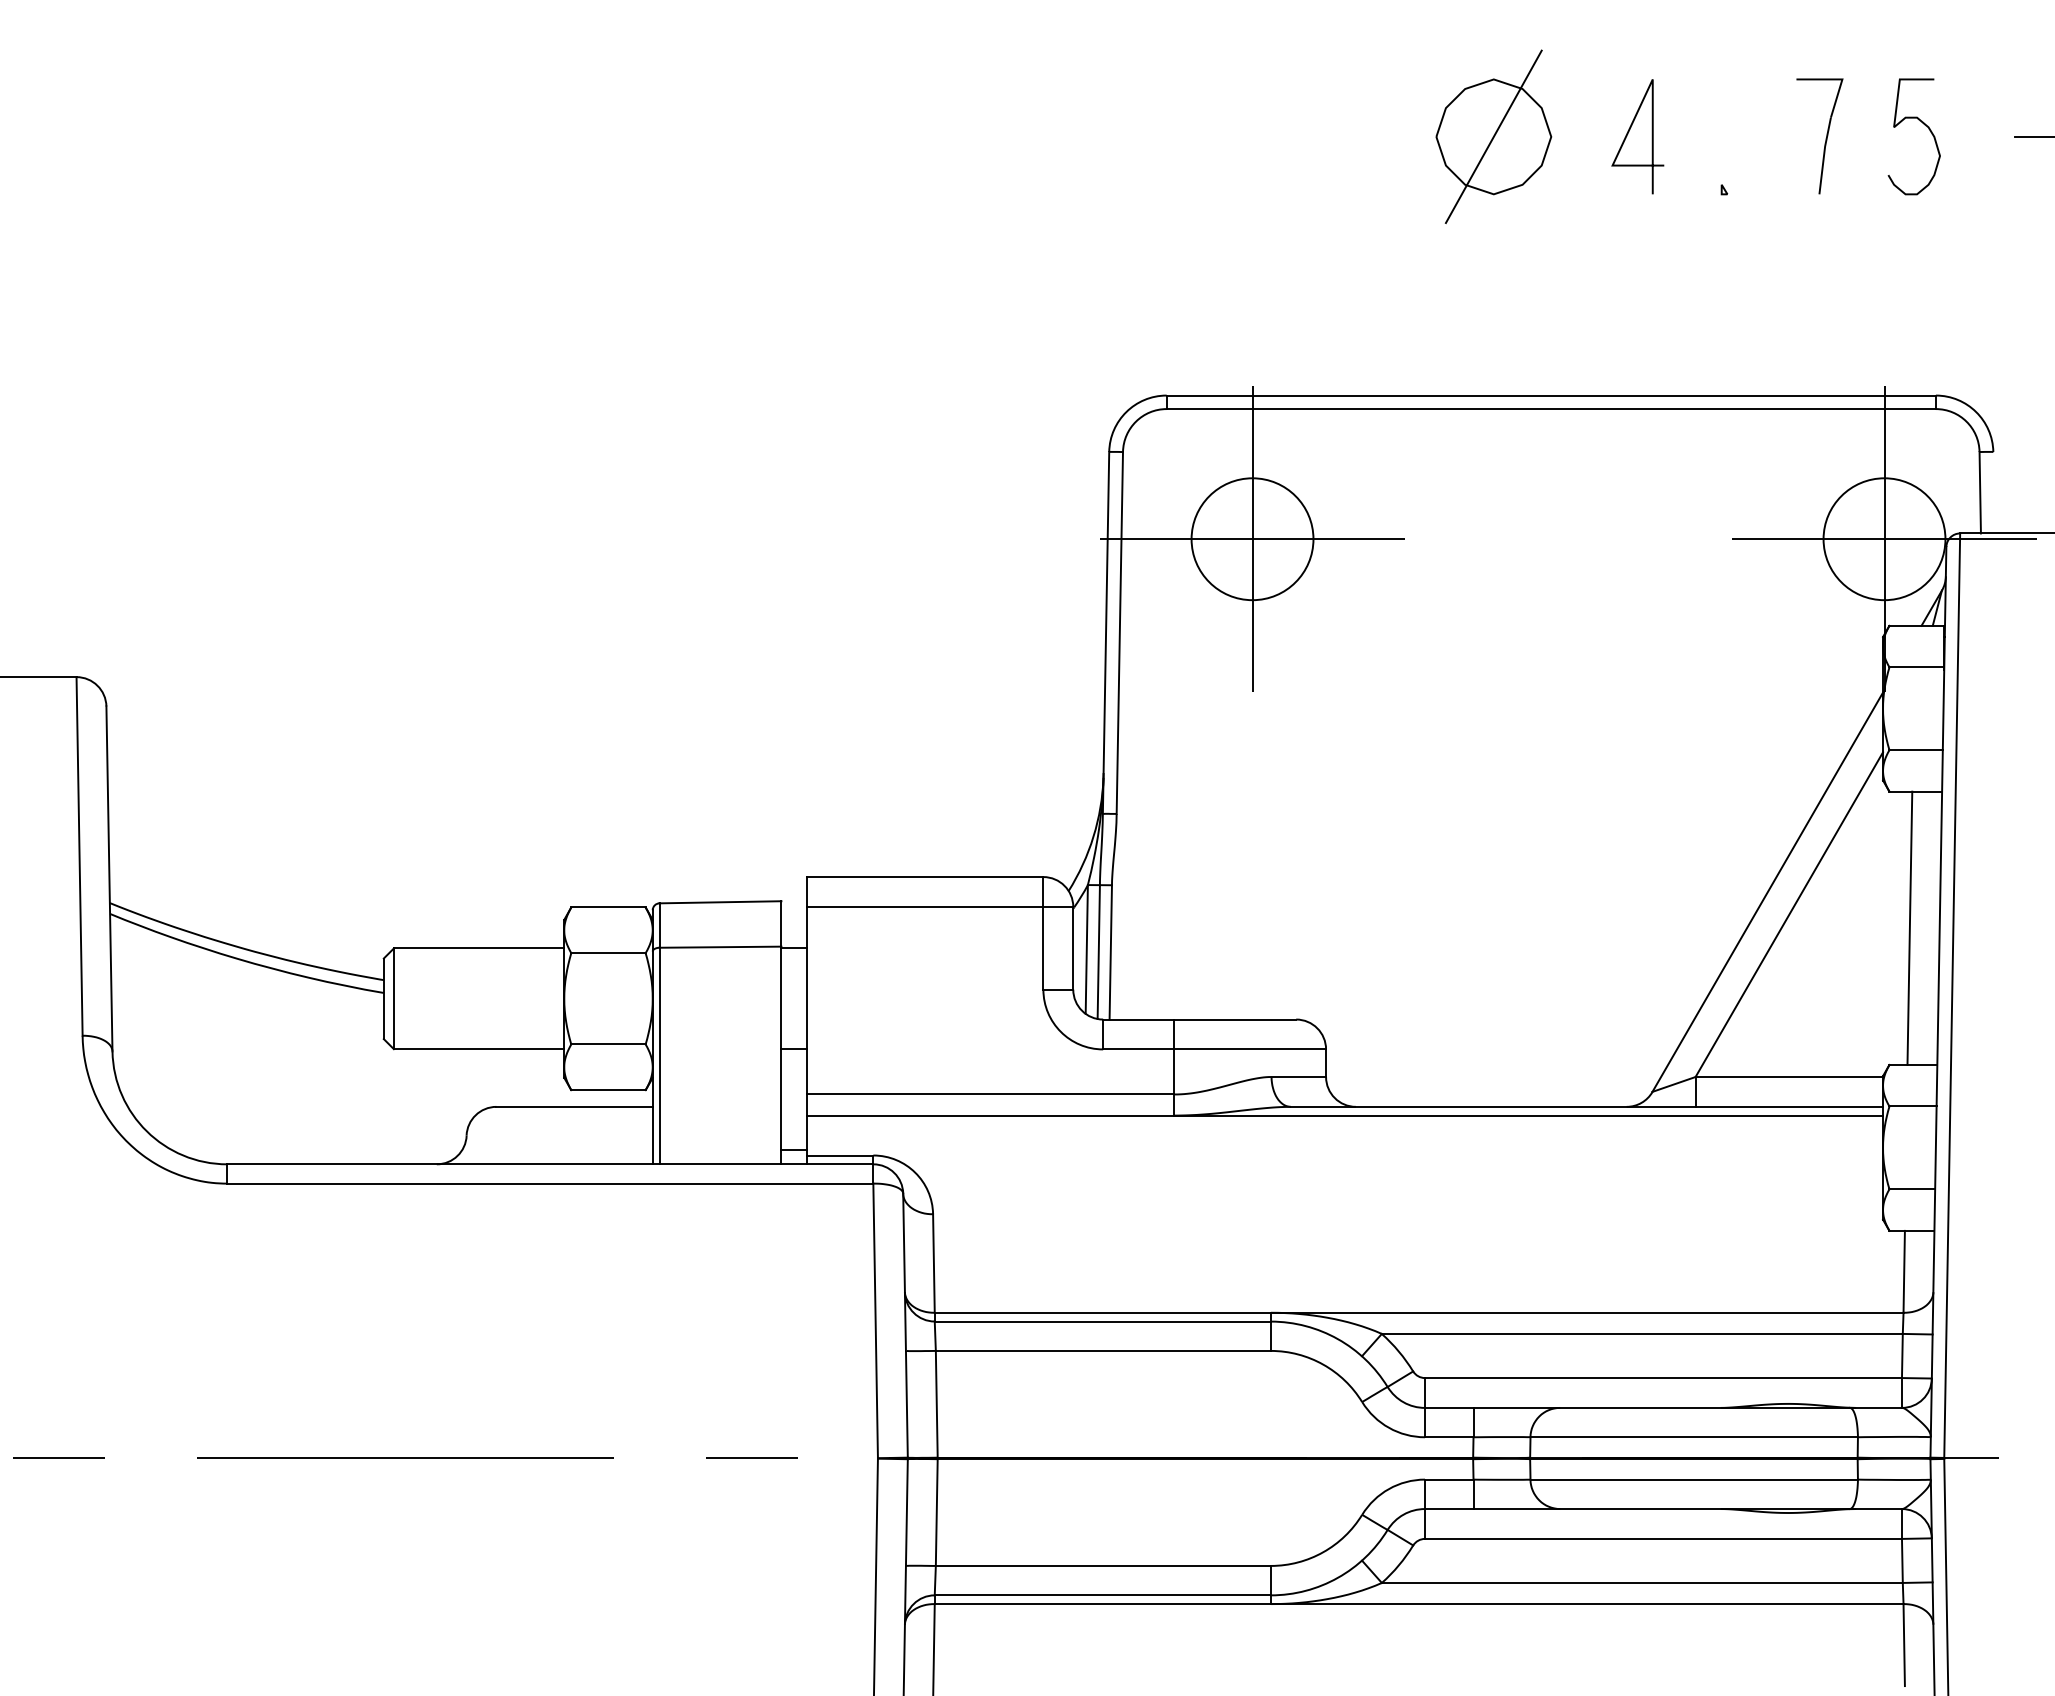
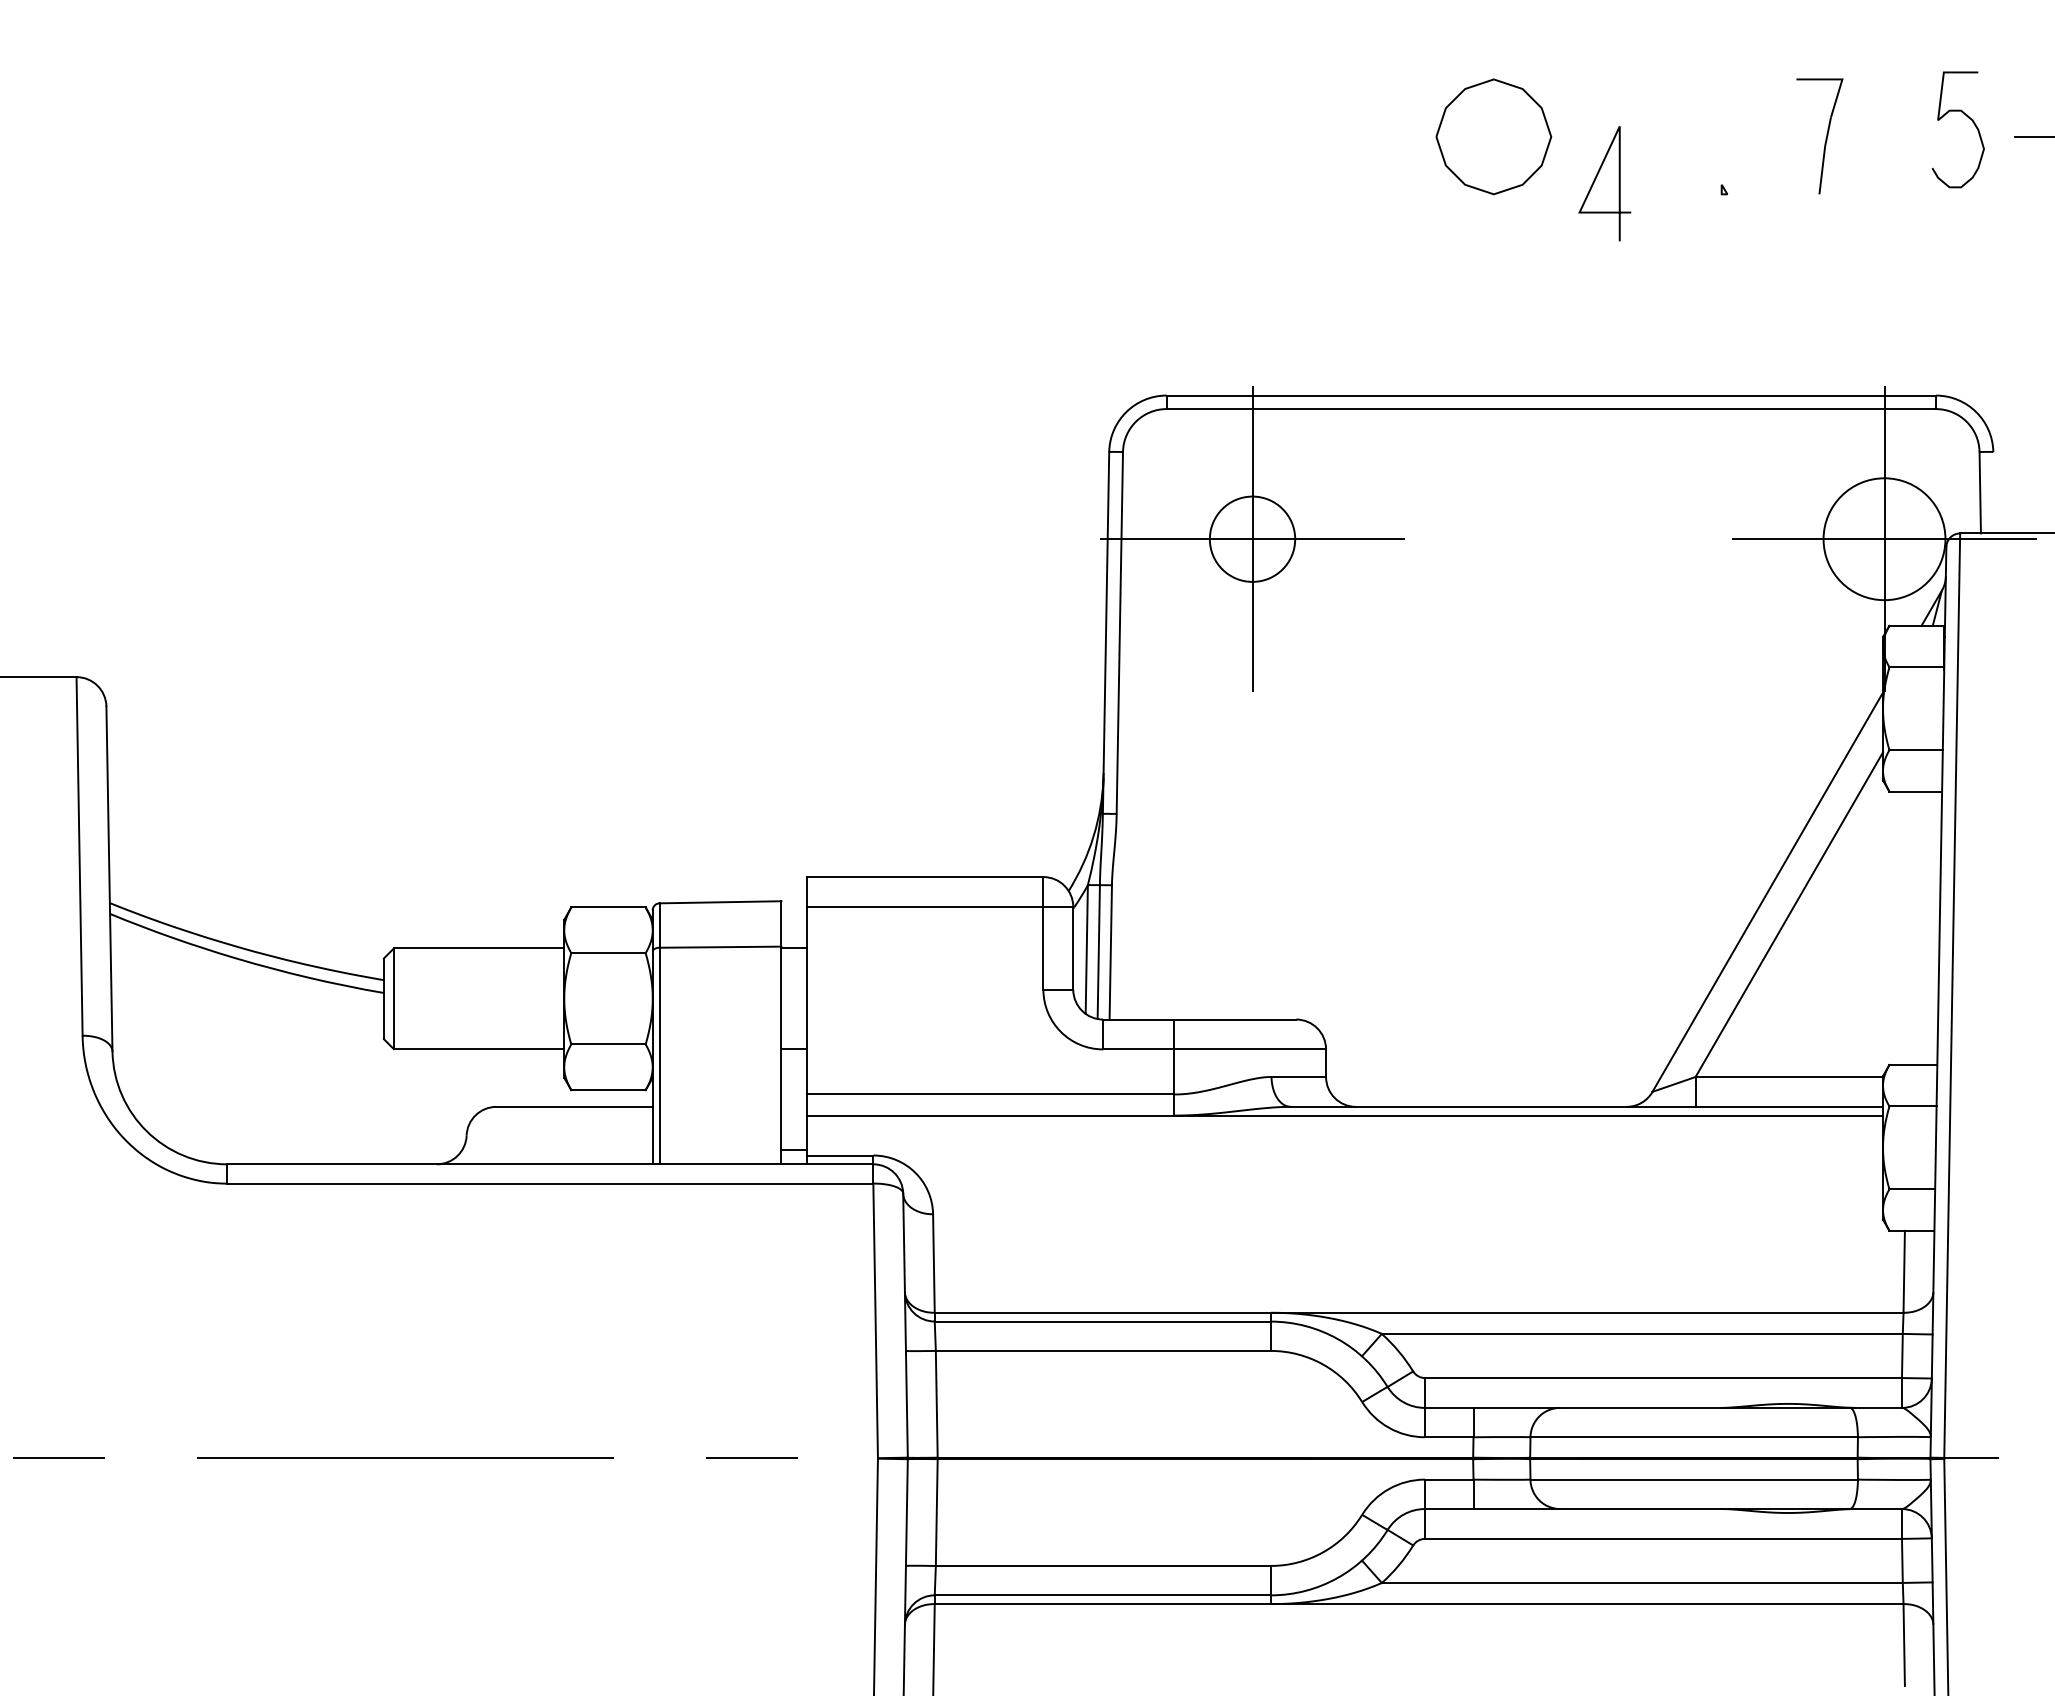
curve position: (1924, 125) -> (1968, 118) (1968, 118)
line position: (1628, 134) -> (1595, 181) (1595, 181)
line: present -> none (1493, 136)
circle diameter: 122 px -> 85 px (1252, 538)
line: present -> none (1909, 927)
